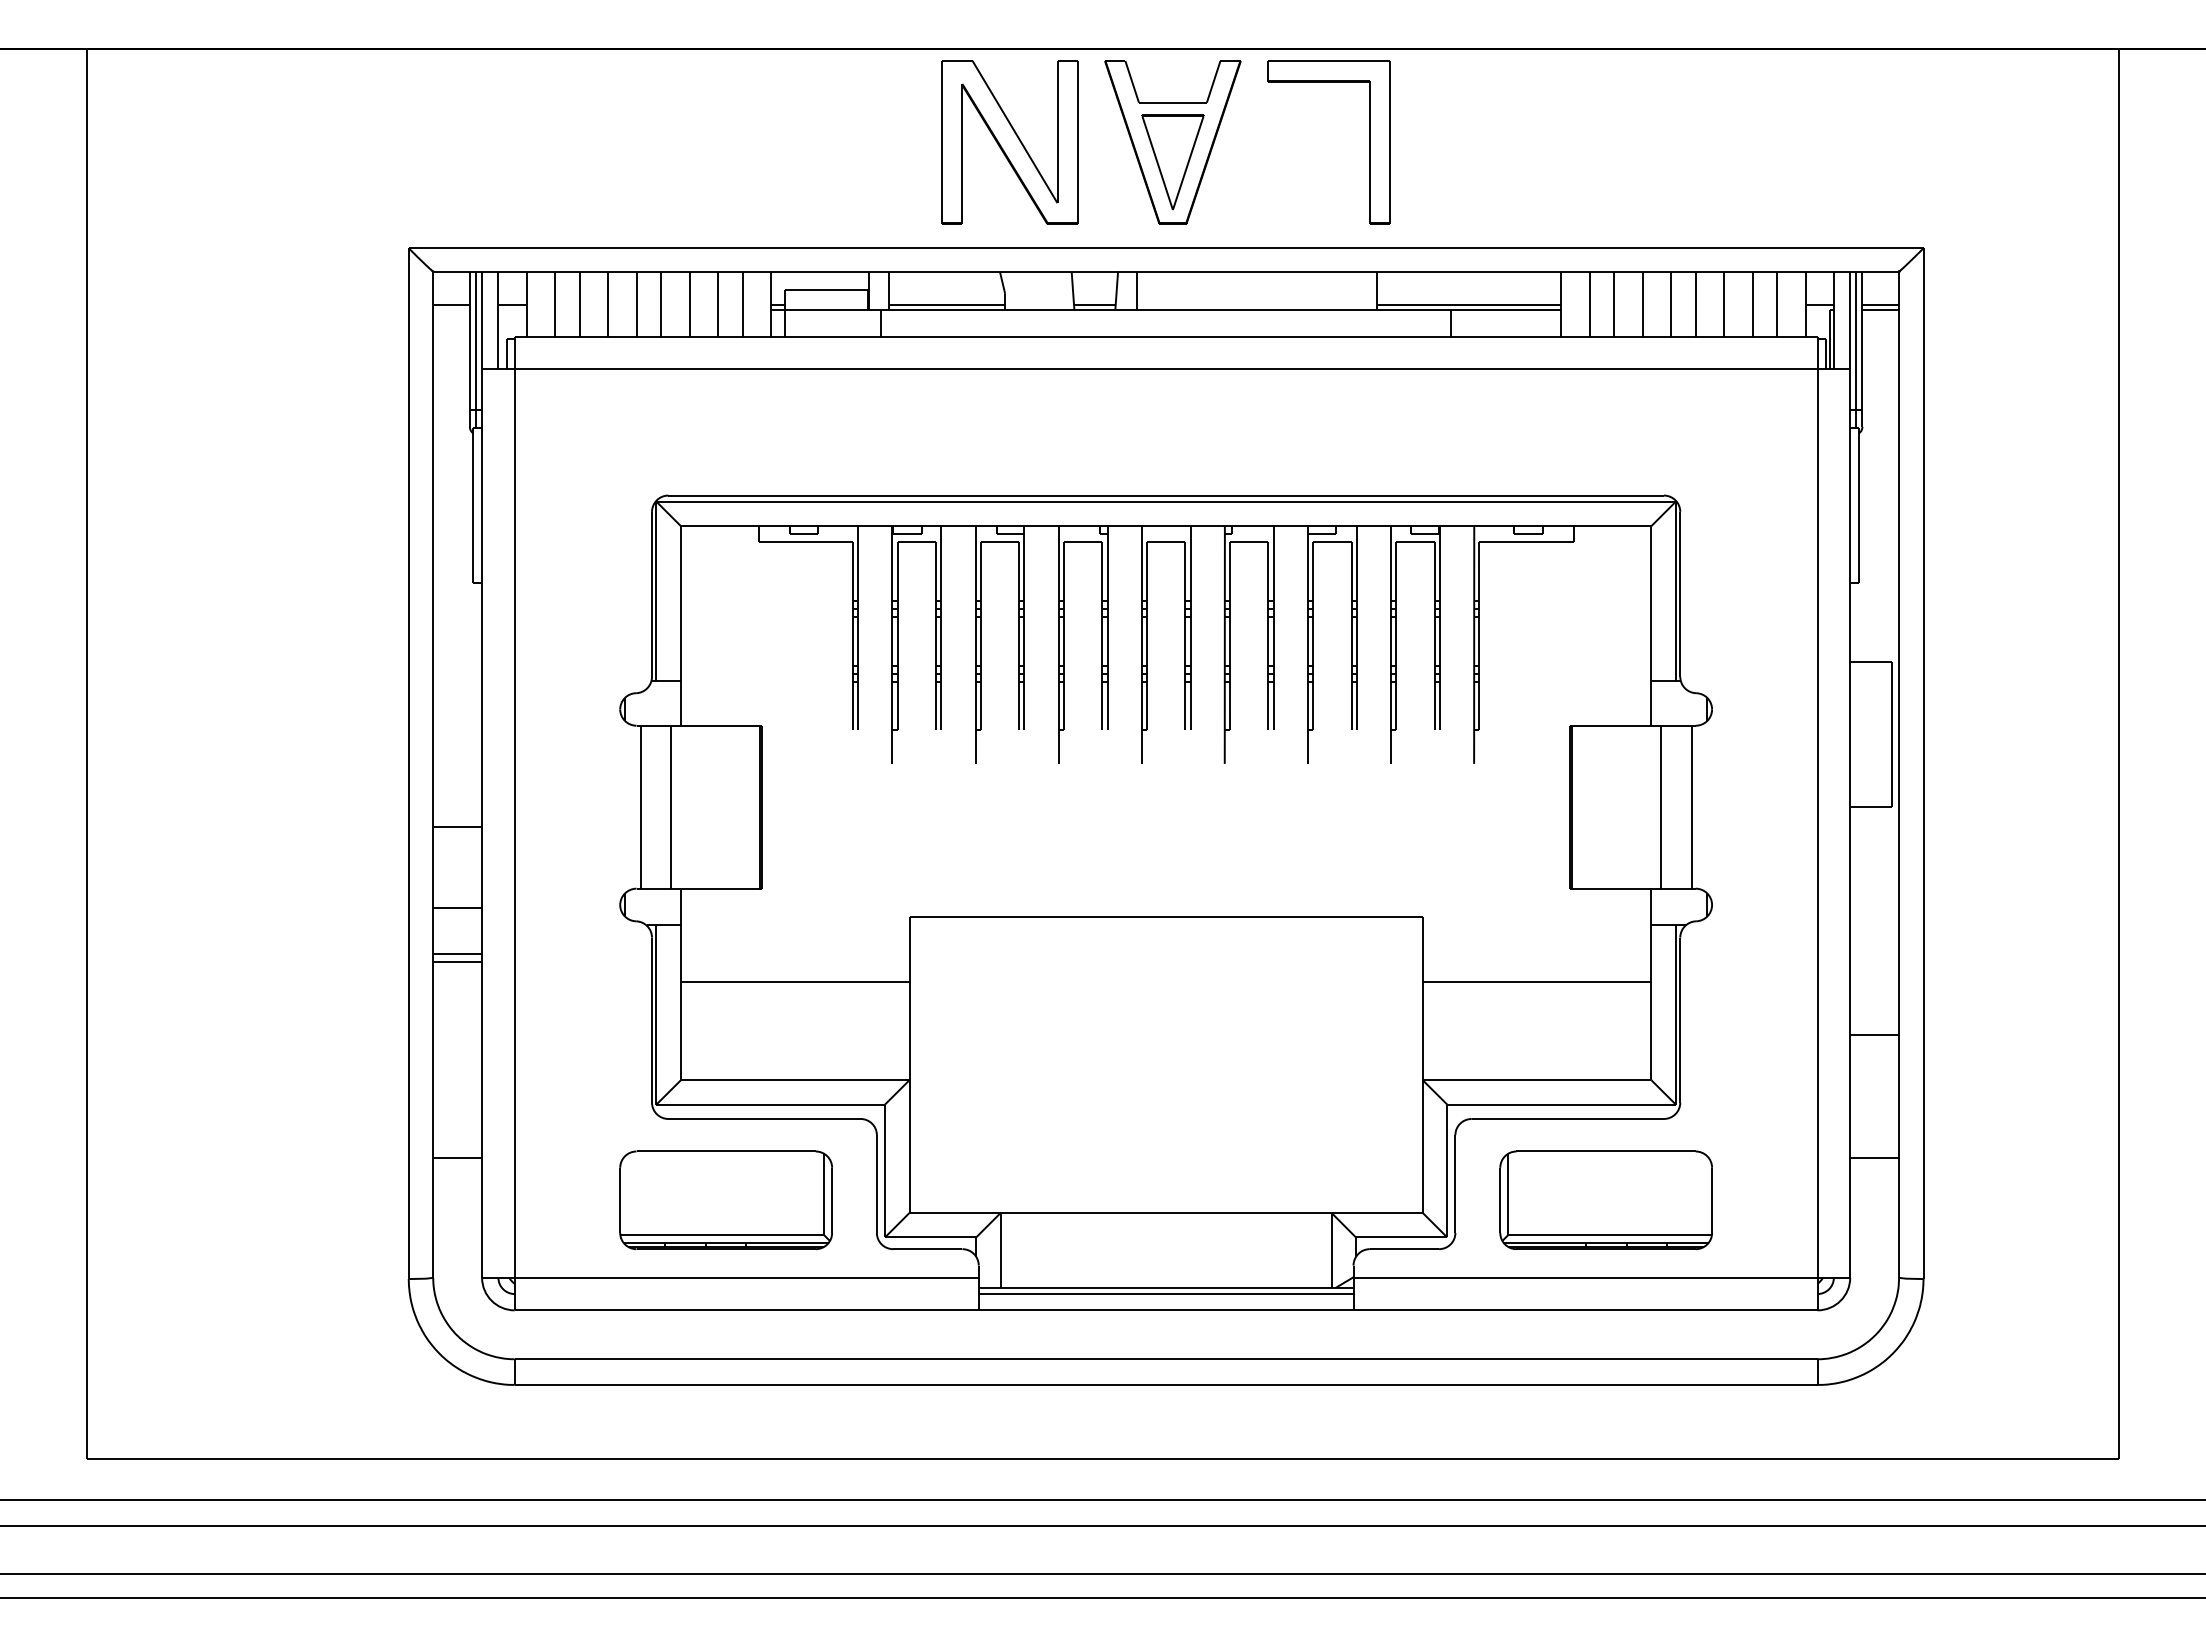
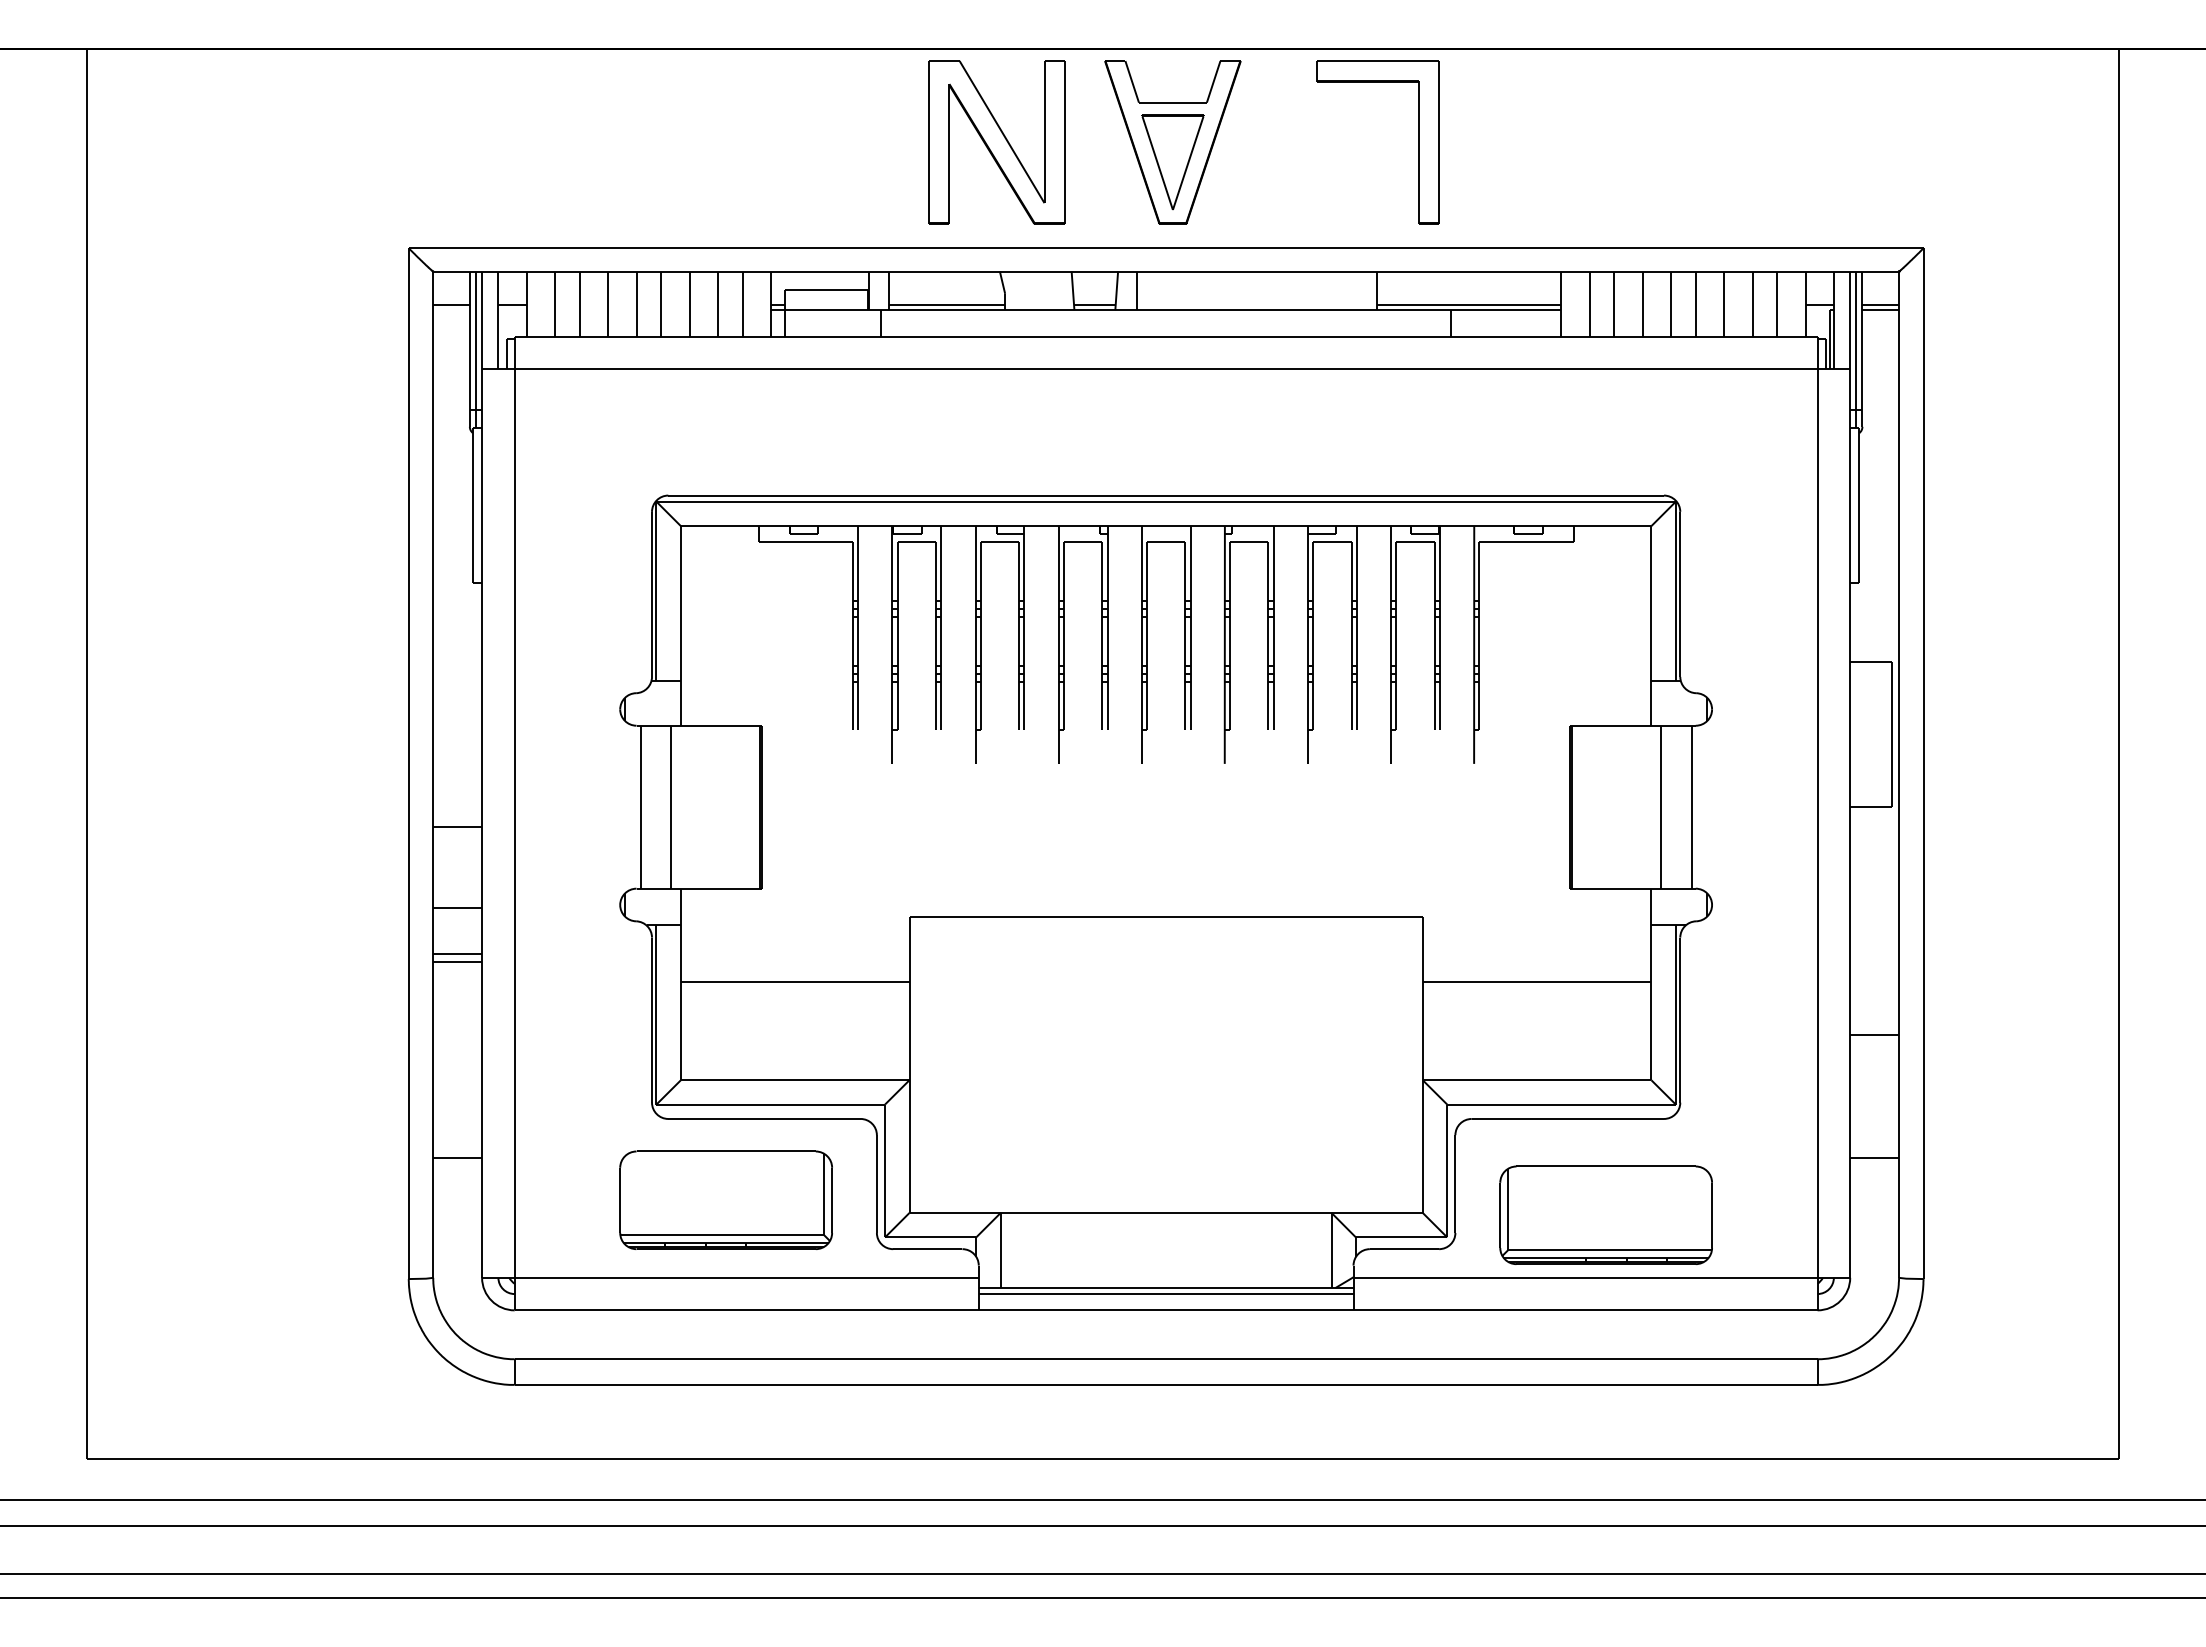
part position: (1009, 142) -> (996, 142) (996, 142)
part position: (1369, 142) -> (1418, 142) (1418, 142)
part position: (1605, 1199) -> (1605, 1214) (1605, 1214)
